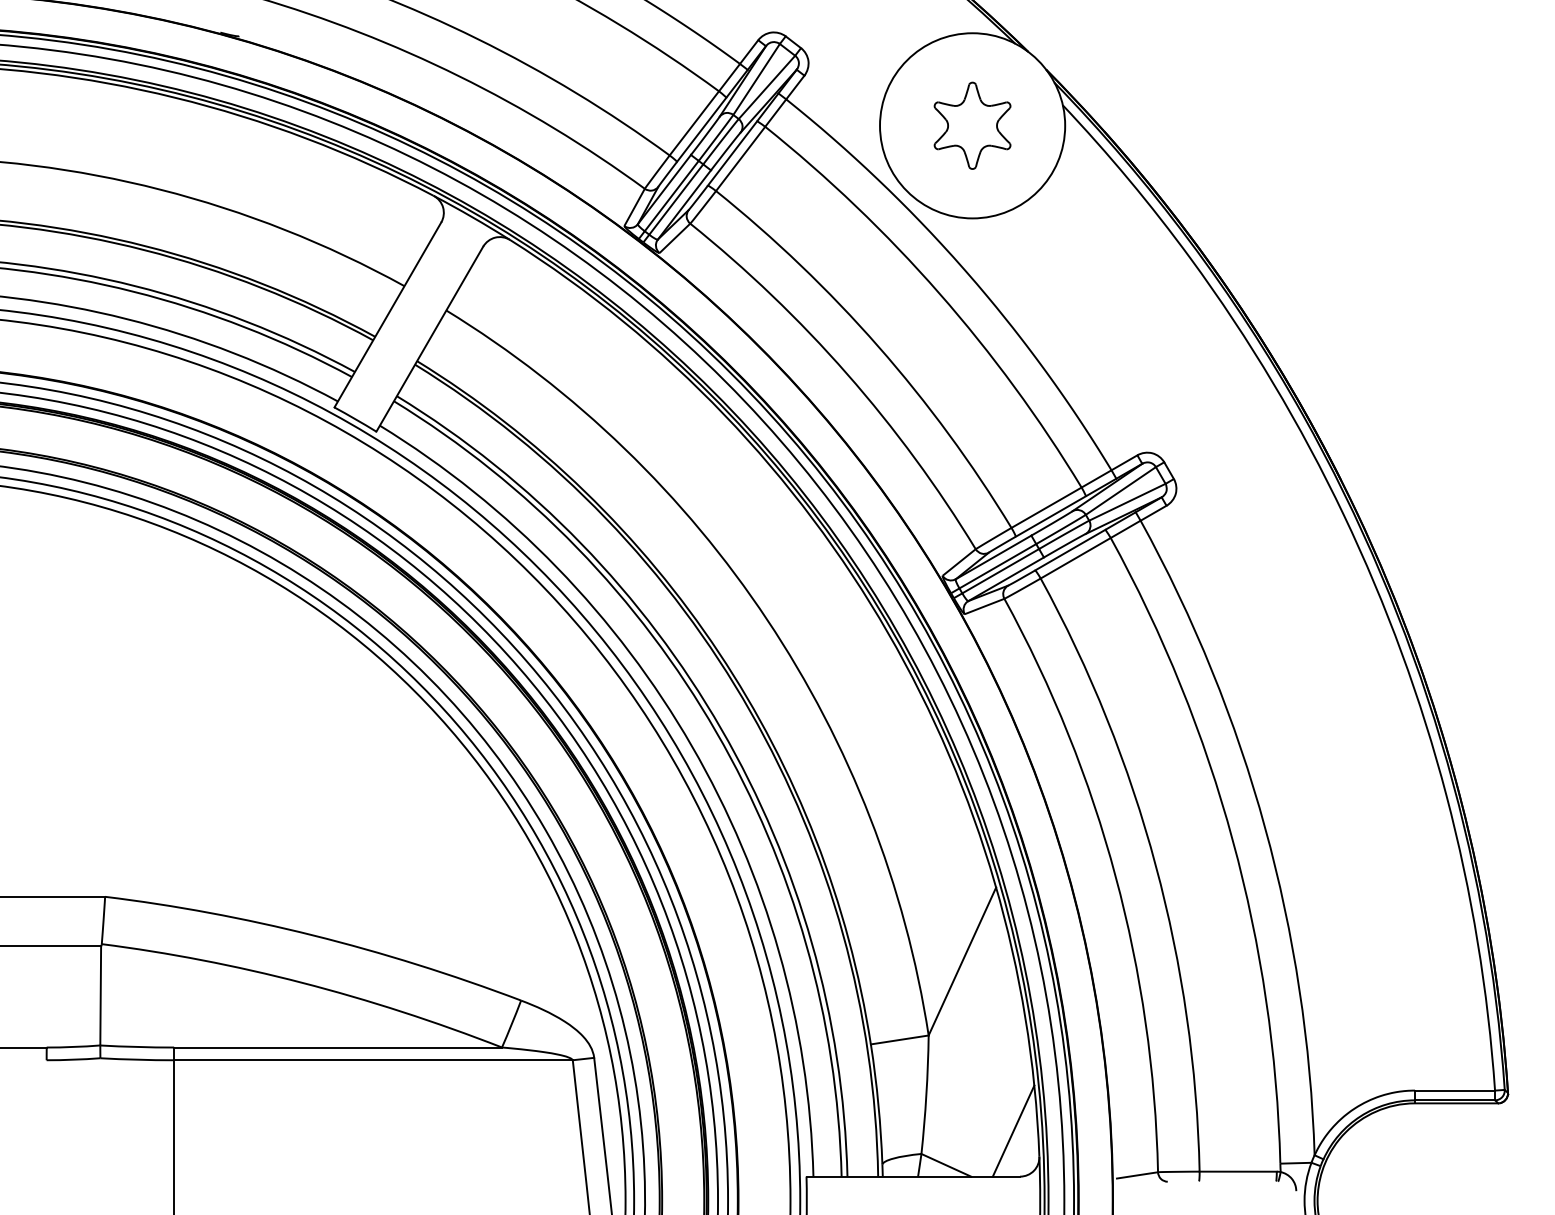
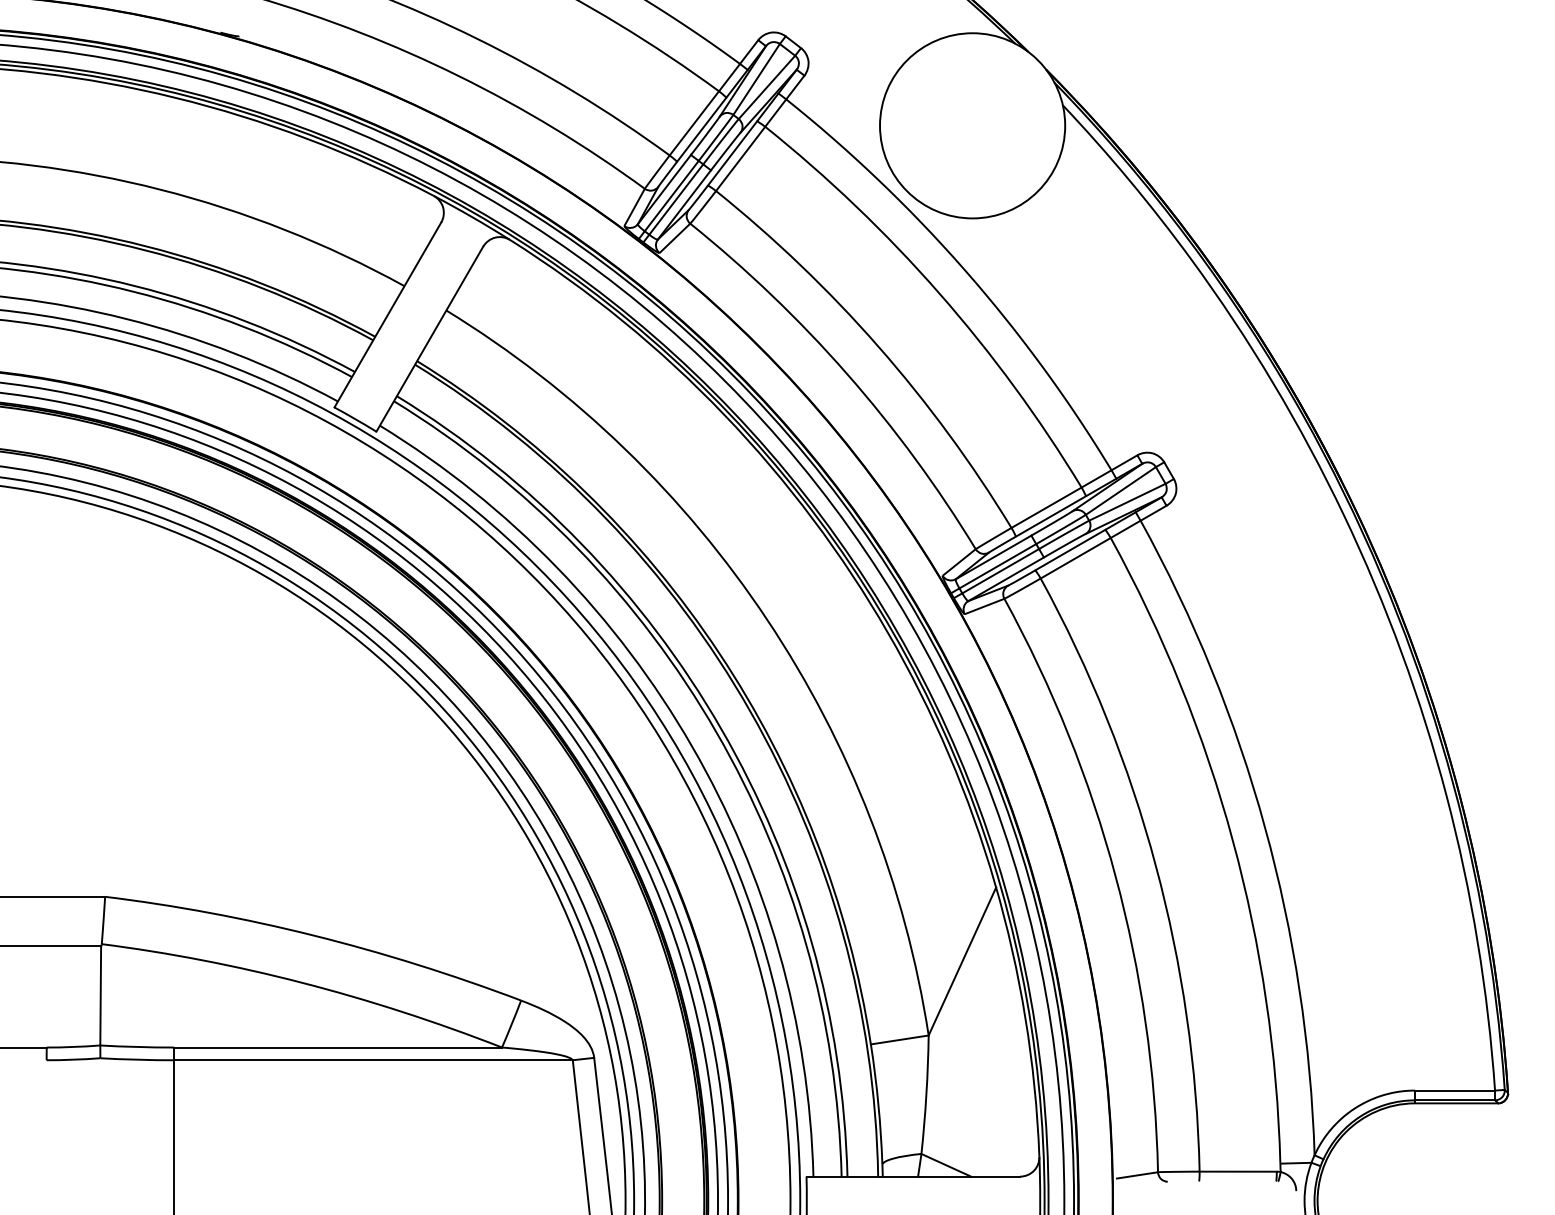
part: present -> none (972, 125)
line: present -> none (1013, 1130)
